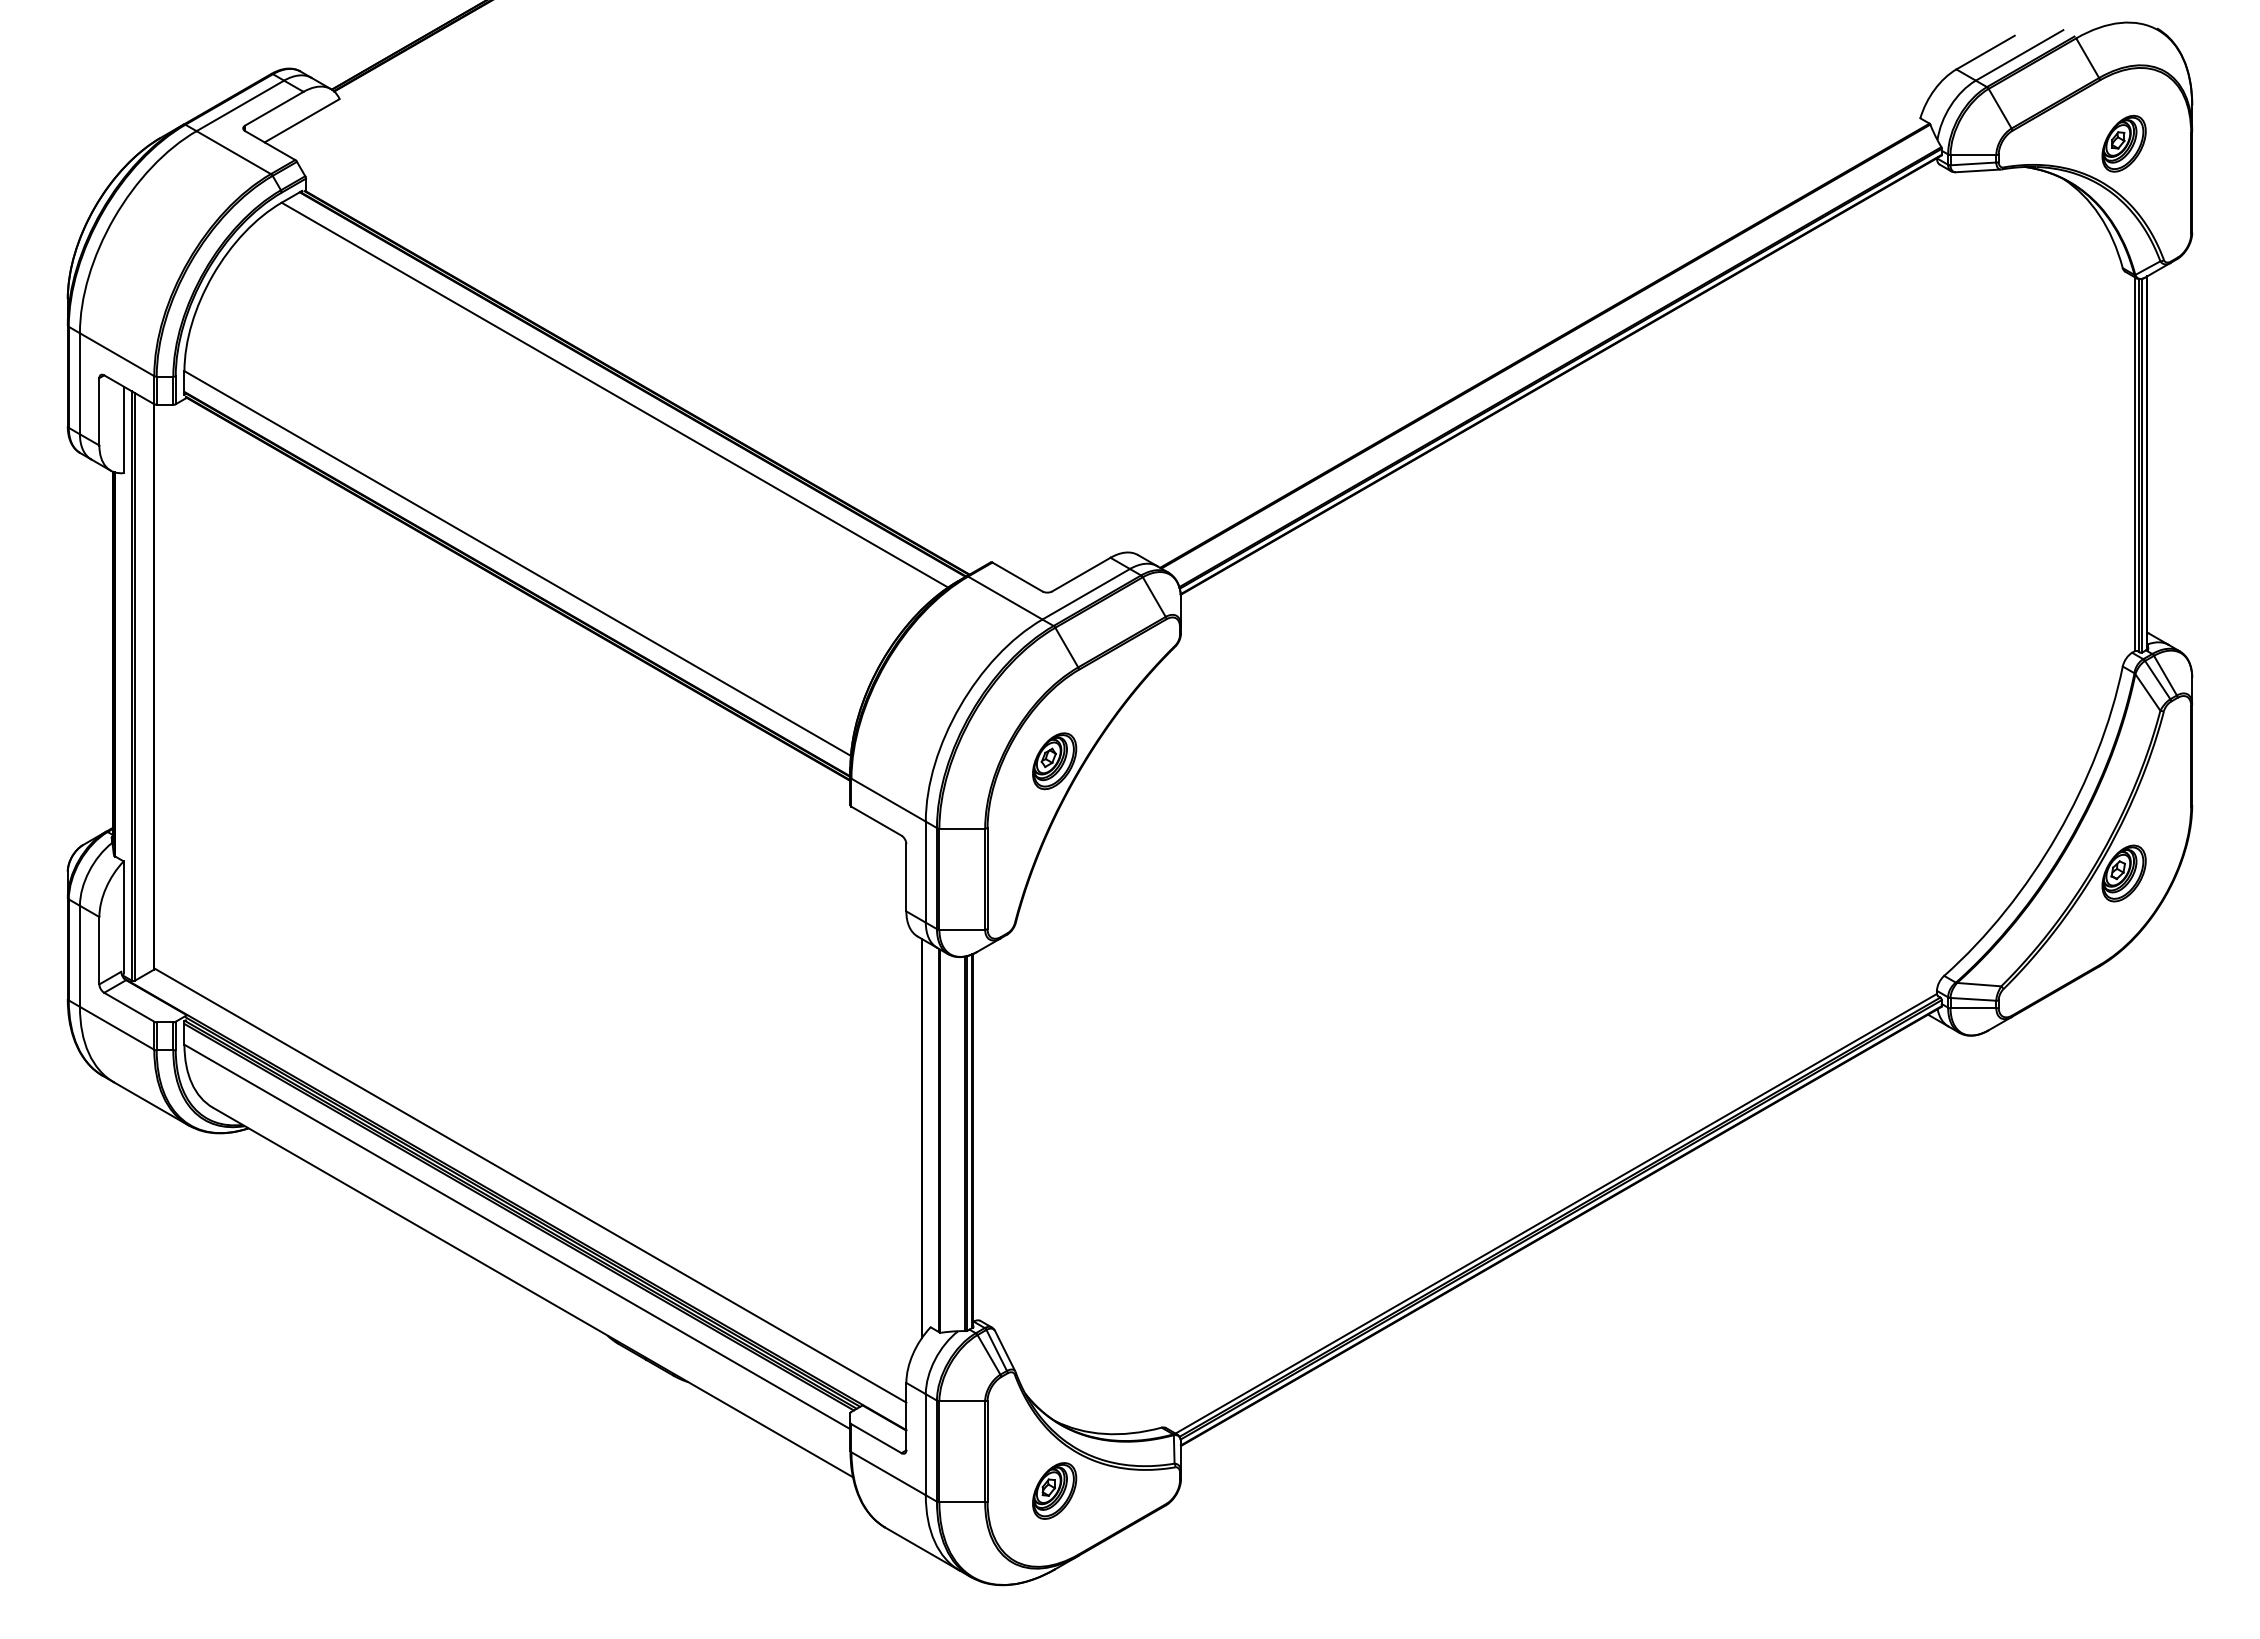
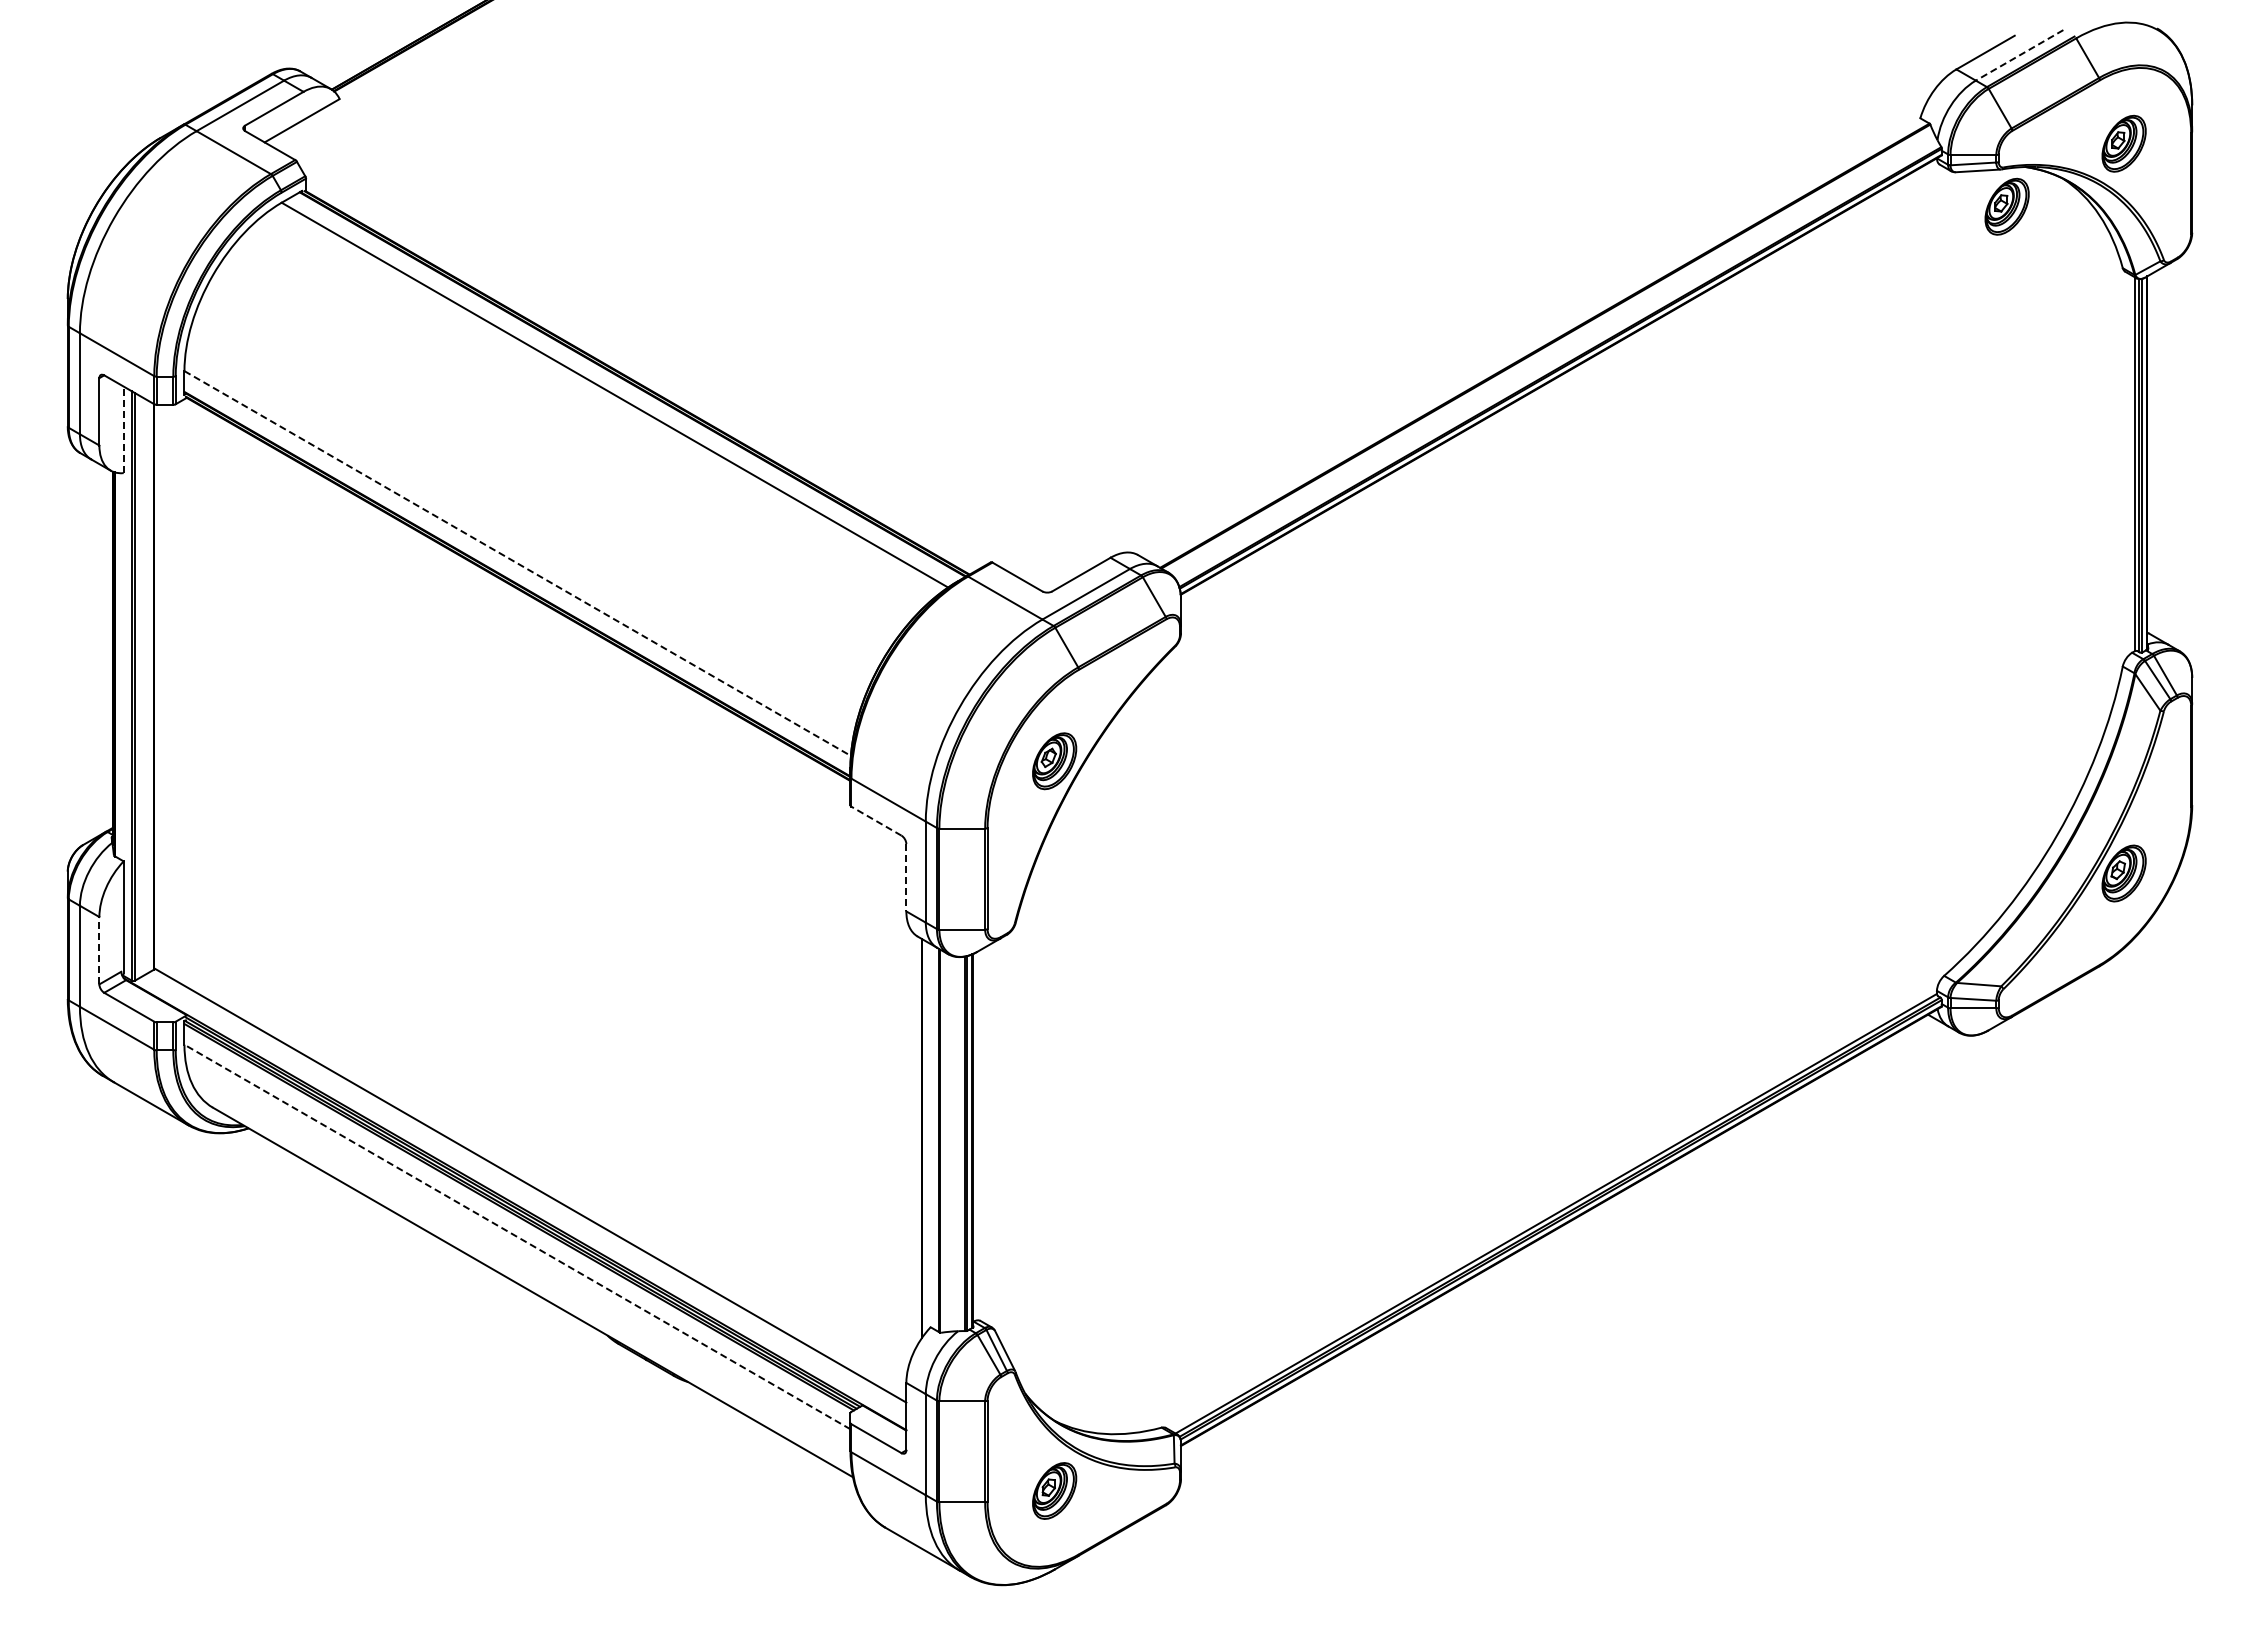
line: solid -> dashed (2019, 55)
part: none -> present (2006, 206)
line: solid -> dashed (123, 429)
line: solid -> dashed (517, 563)
line: solid -> dashed (876, 821)
line: solid -> dashed (906, 877)
line: solid -> dashed (99, 950)
line: solid -> dashed (517, 1237)
